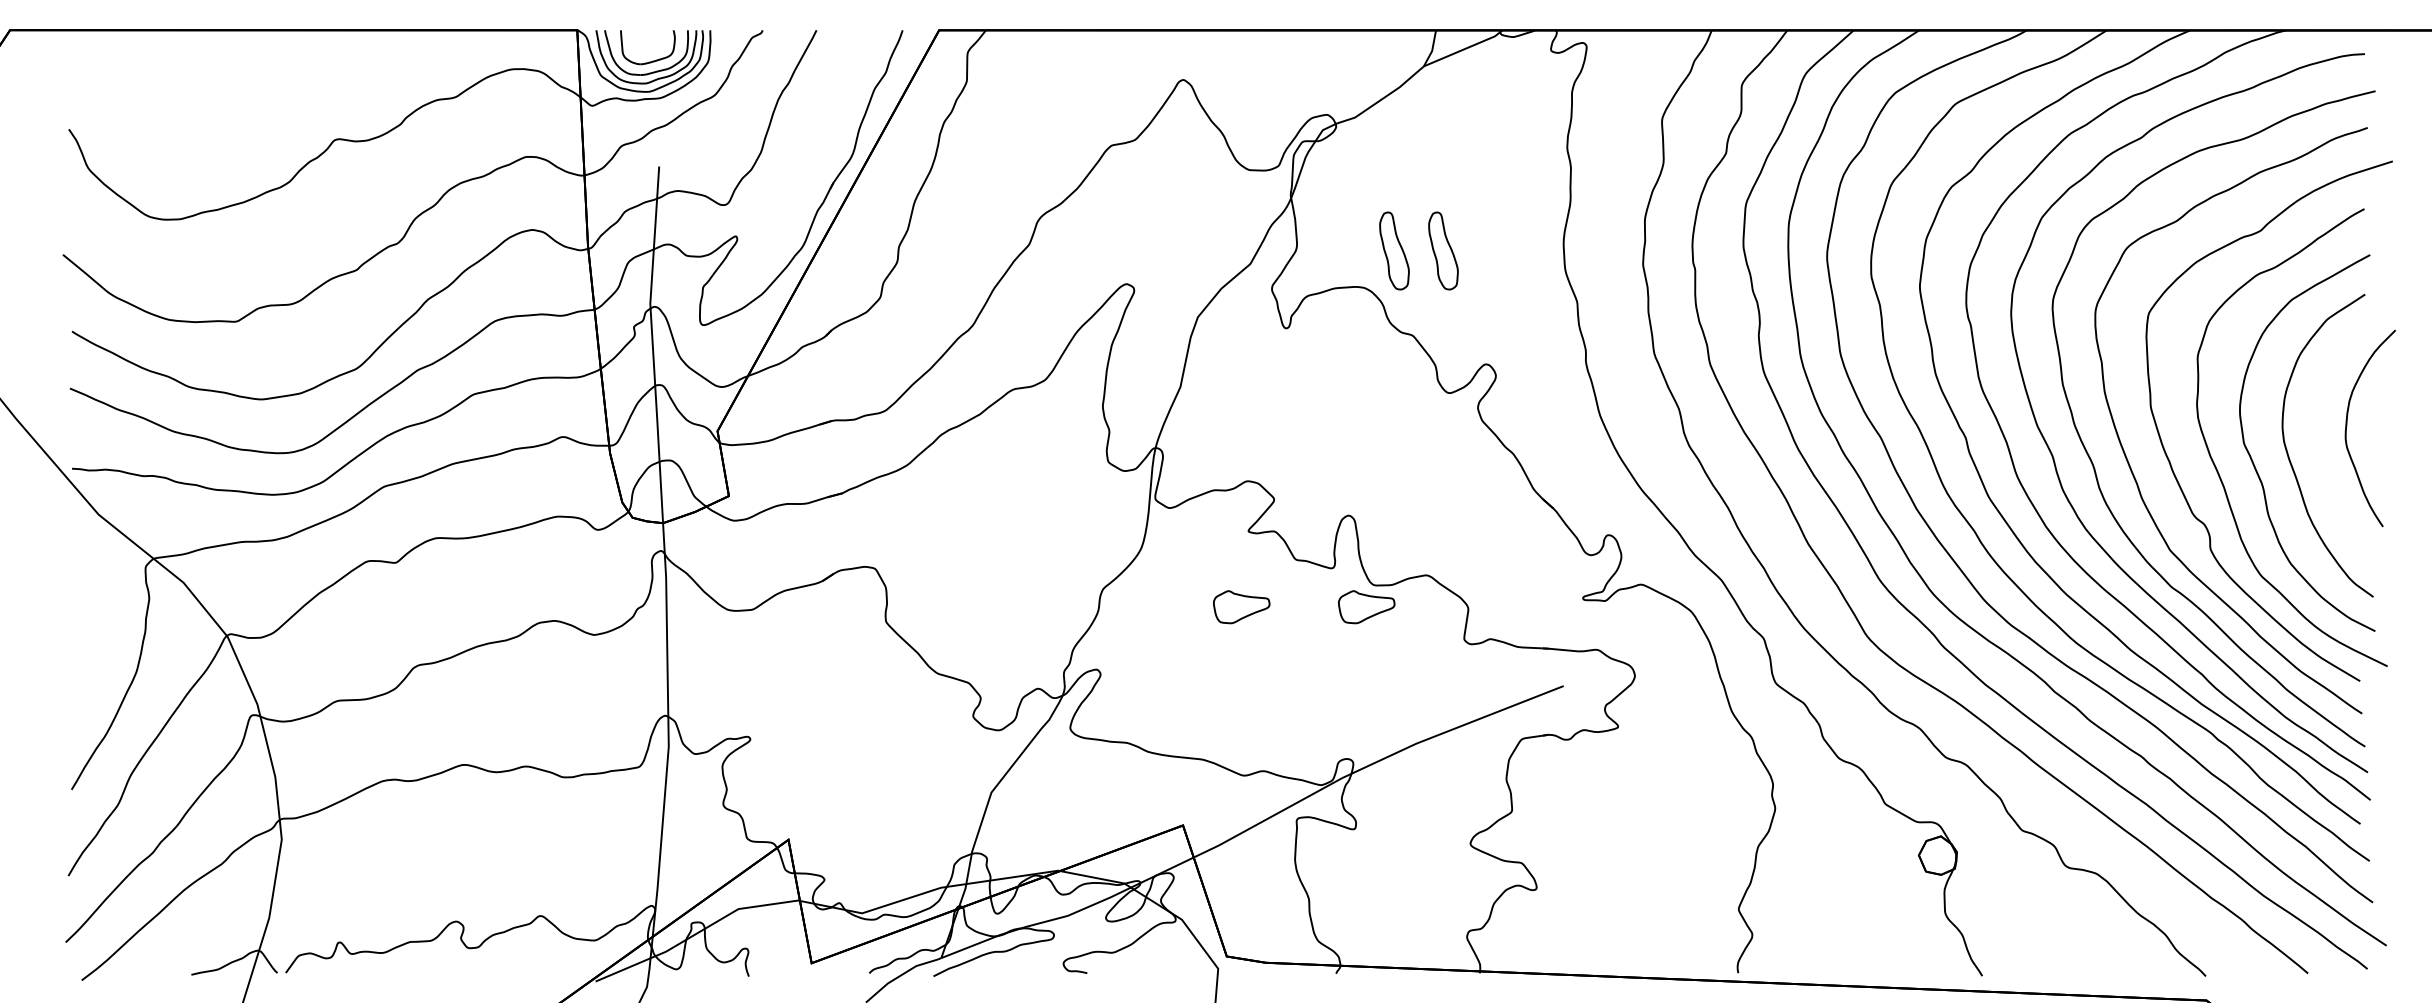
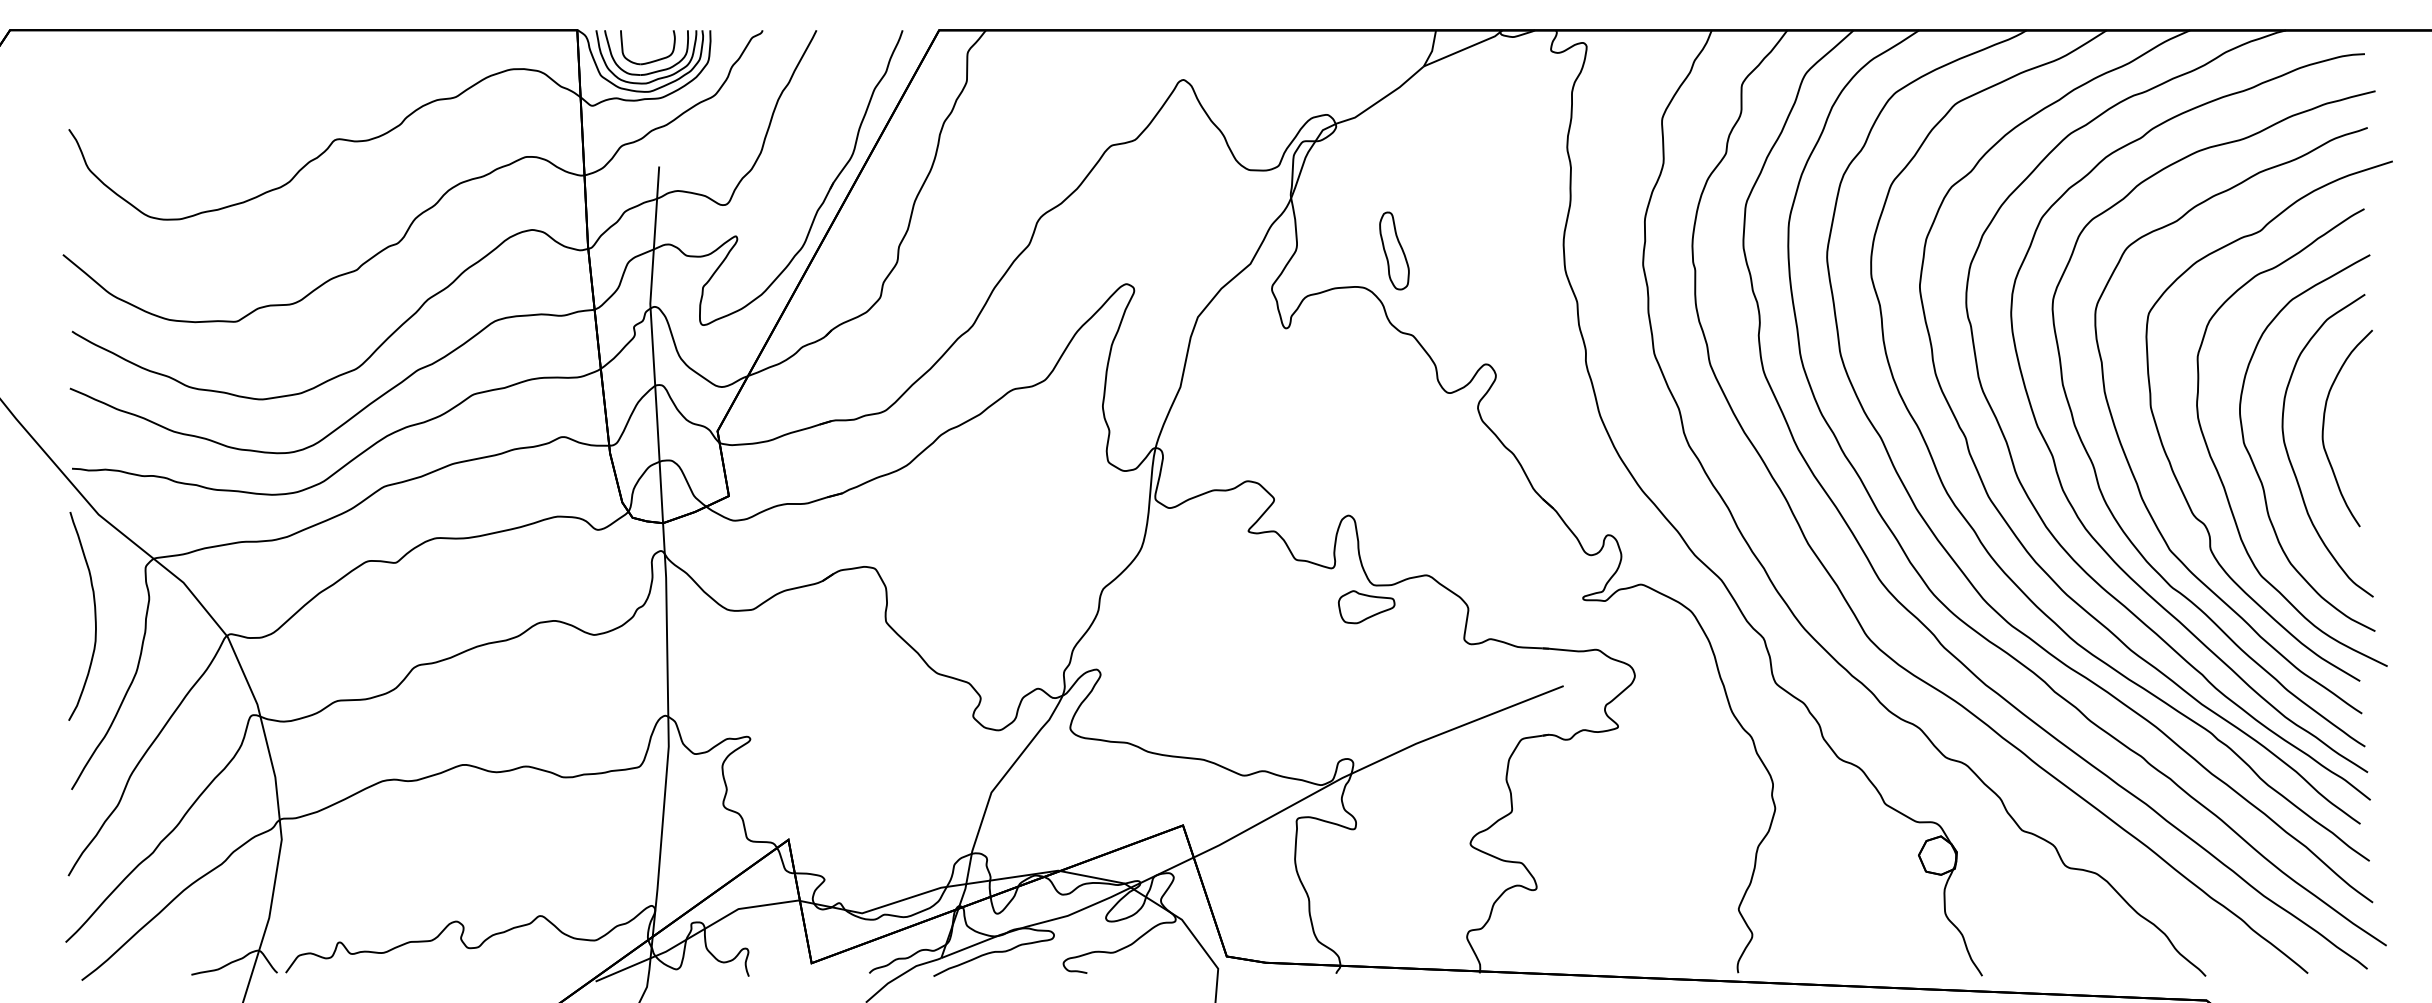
part: present -> none (1443, 250)
curve position: (2347, 426) -> (2324, 426) (2324, 426)
part: present -> none (1241, 607)
curve: none -> present (94, 616)
